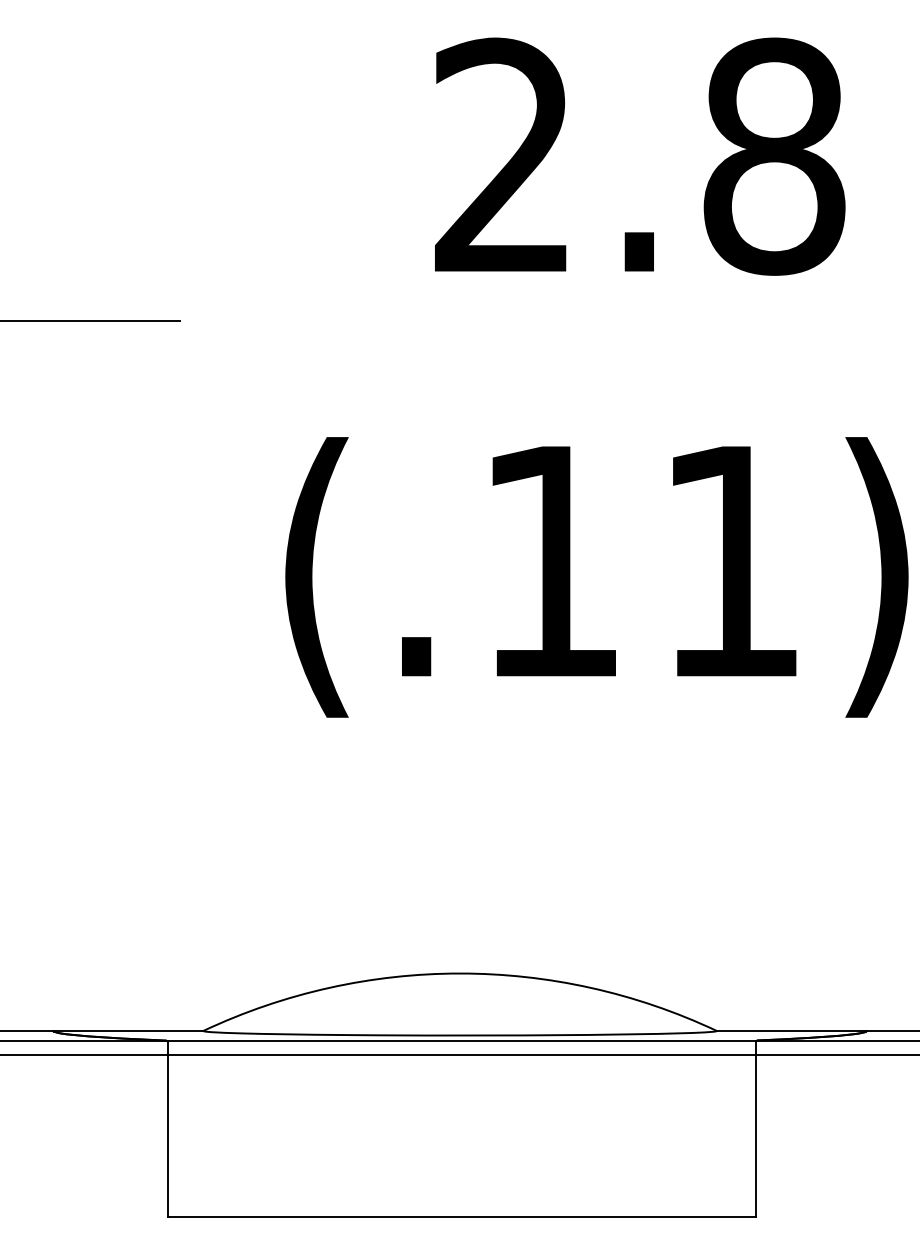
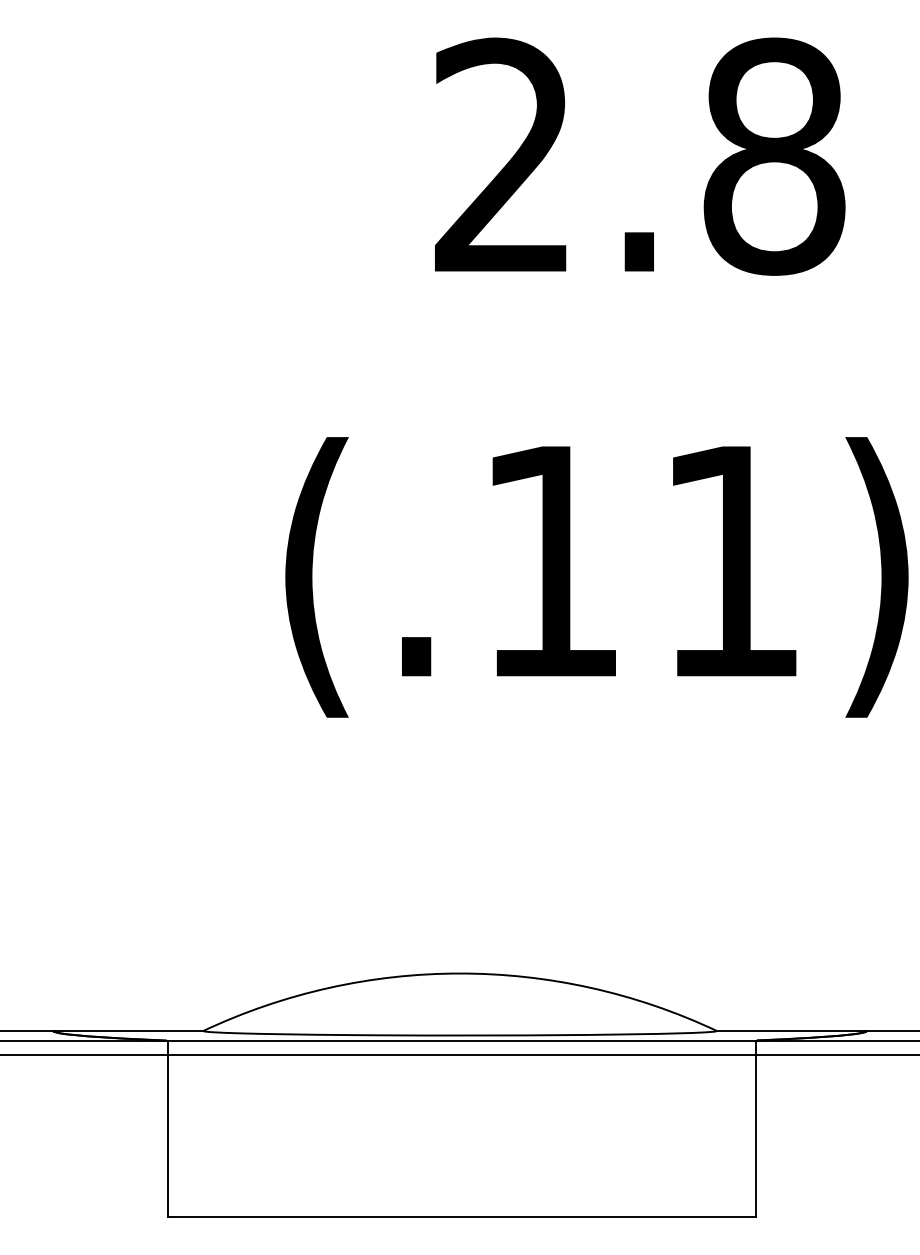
line: present -> none (91, 320)
